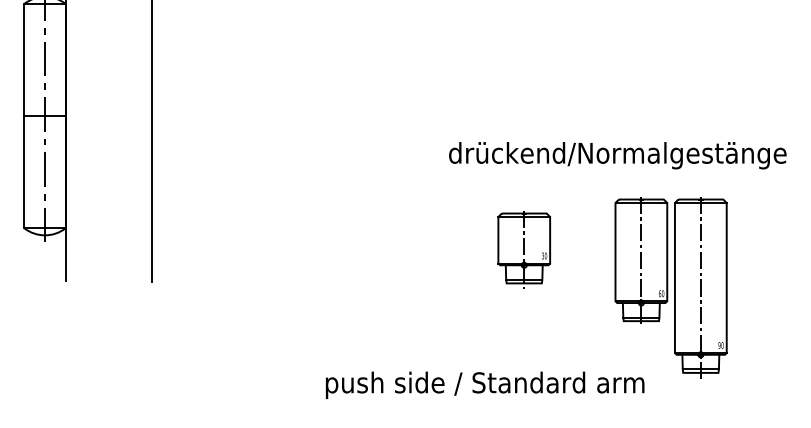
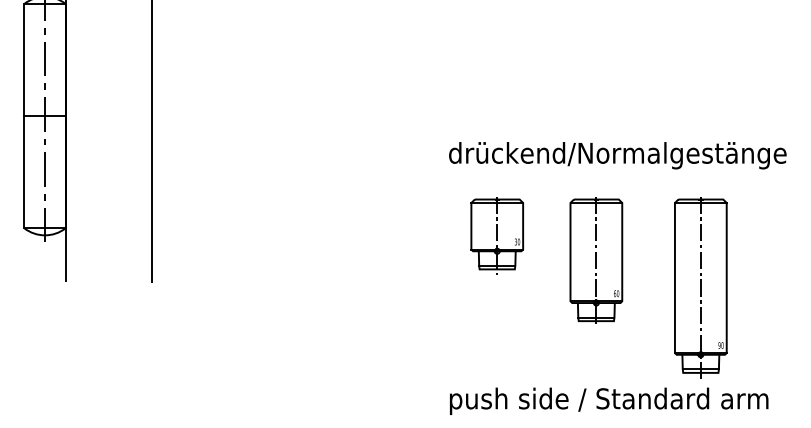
part position: (523, 249) -> (496, 235) (496, 235)
part position: (641, 260) -> (596, 260) (596, 260)
text position: (485, 384) -> (609, 400) (609, 400)
